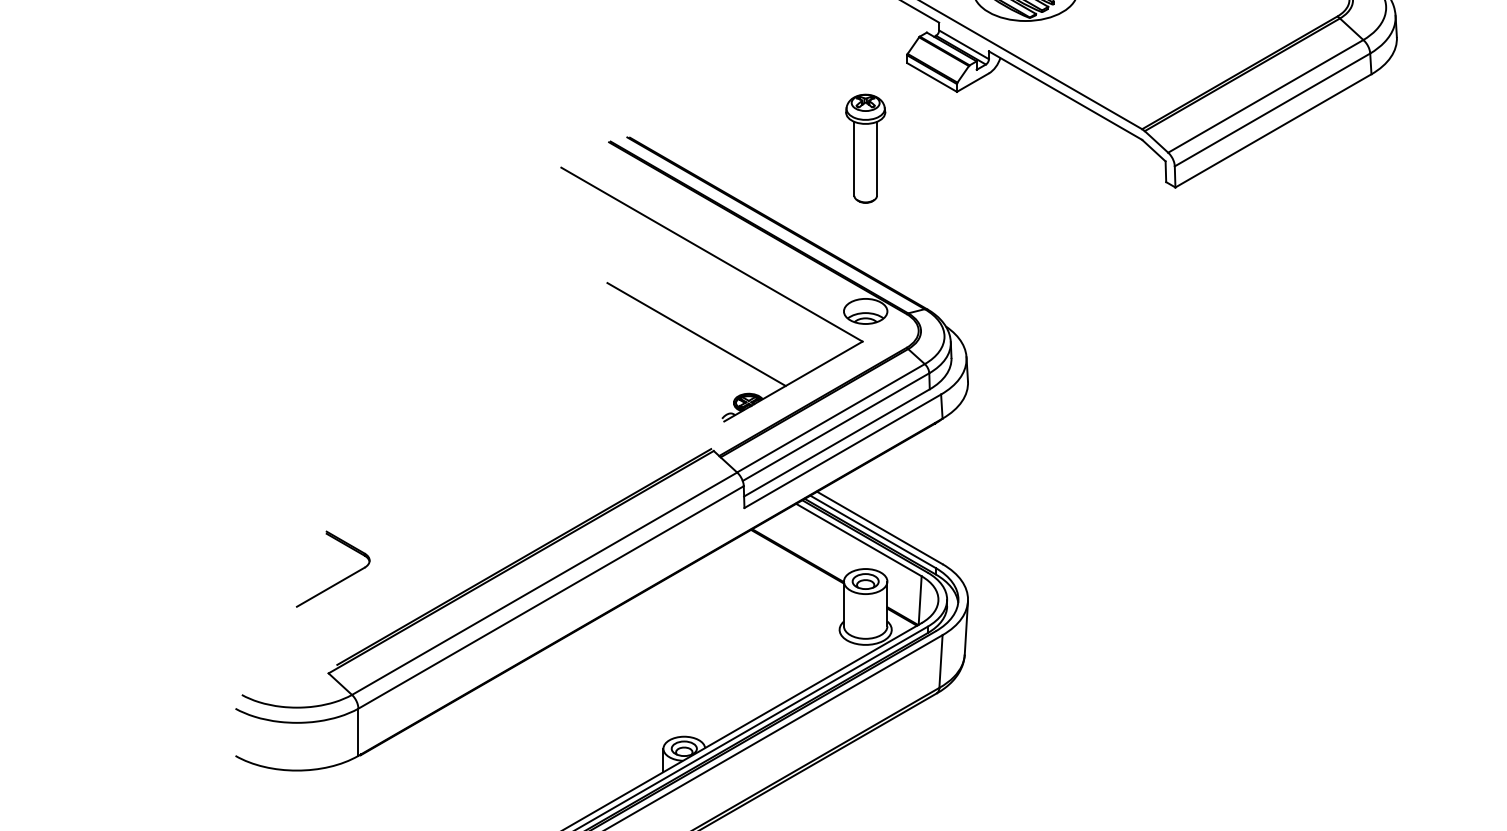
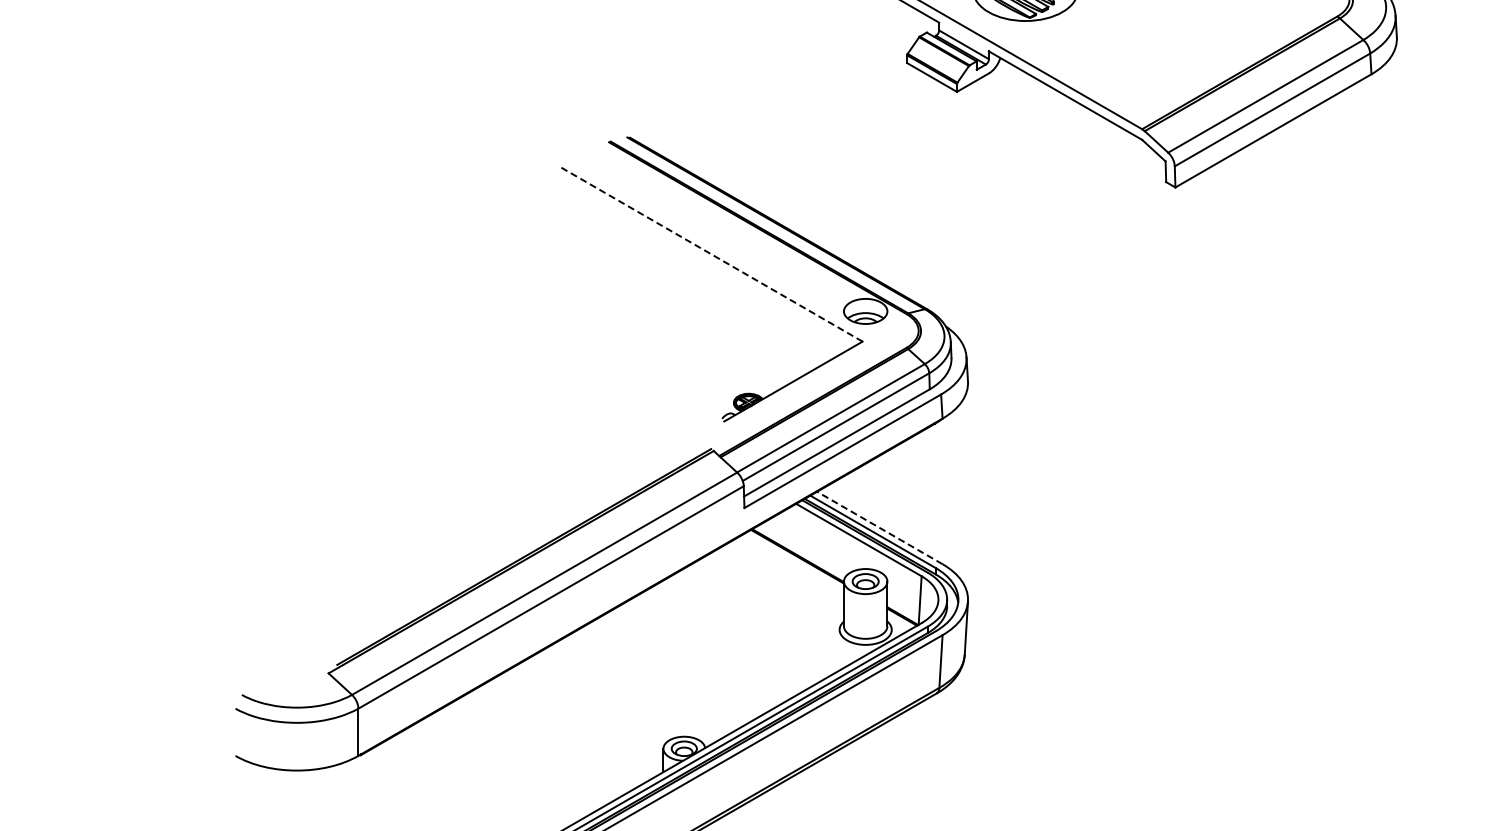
part: present -> none (865, 148)
line: solid -> dashed (711, 254)
line: present -> none (696, 334)
line: solid -> dashed (879, 527)
part: present -> none (338, 581)
